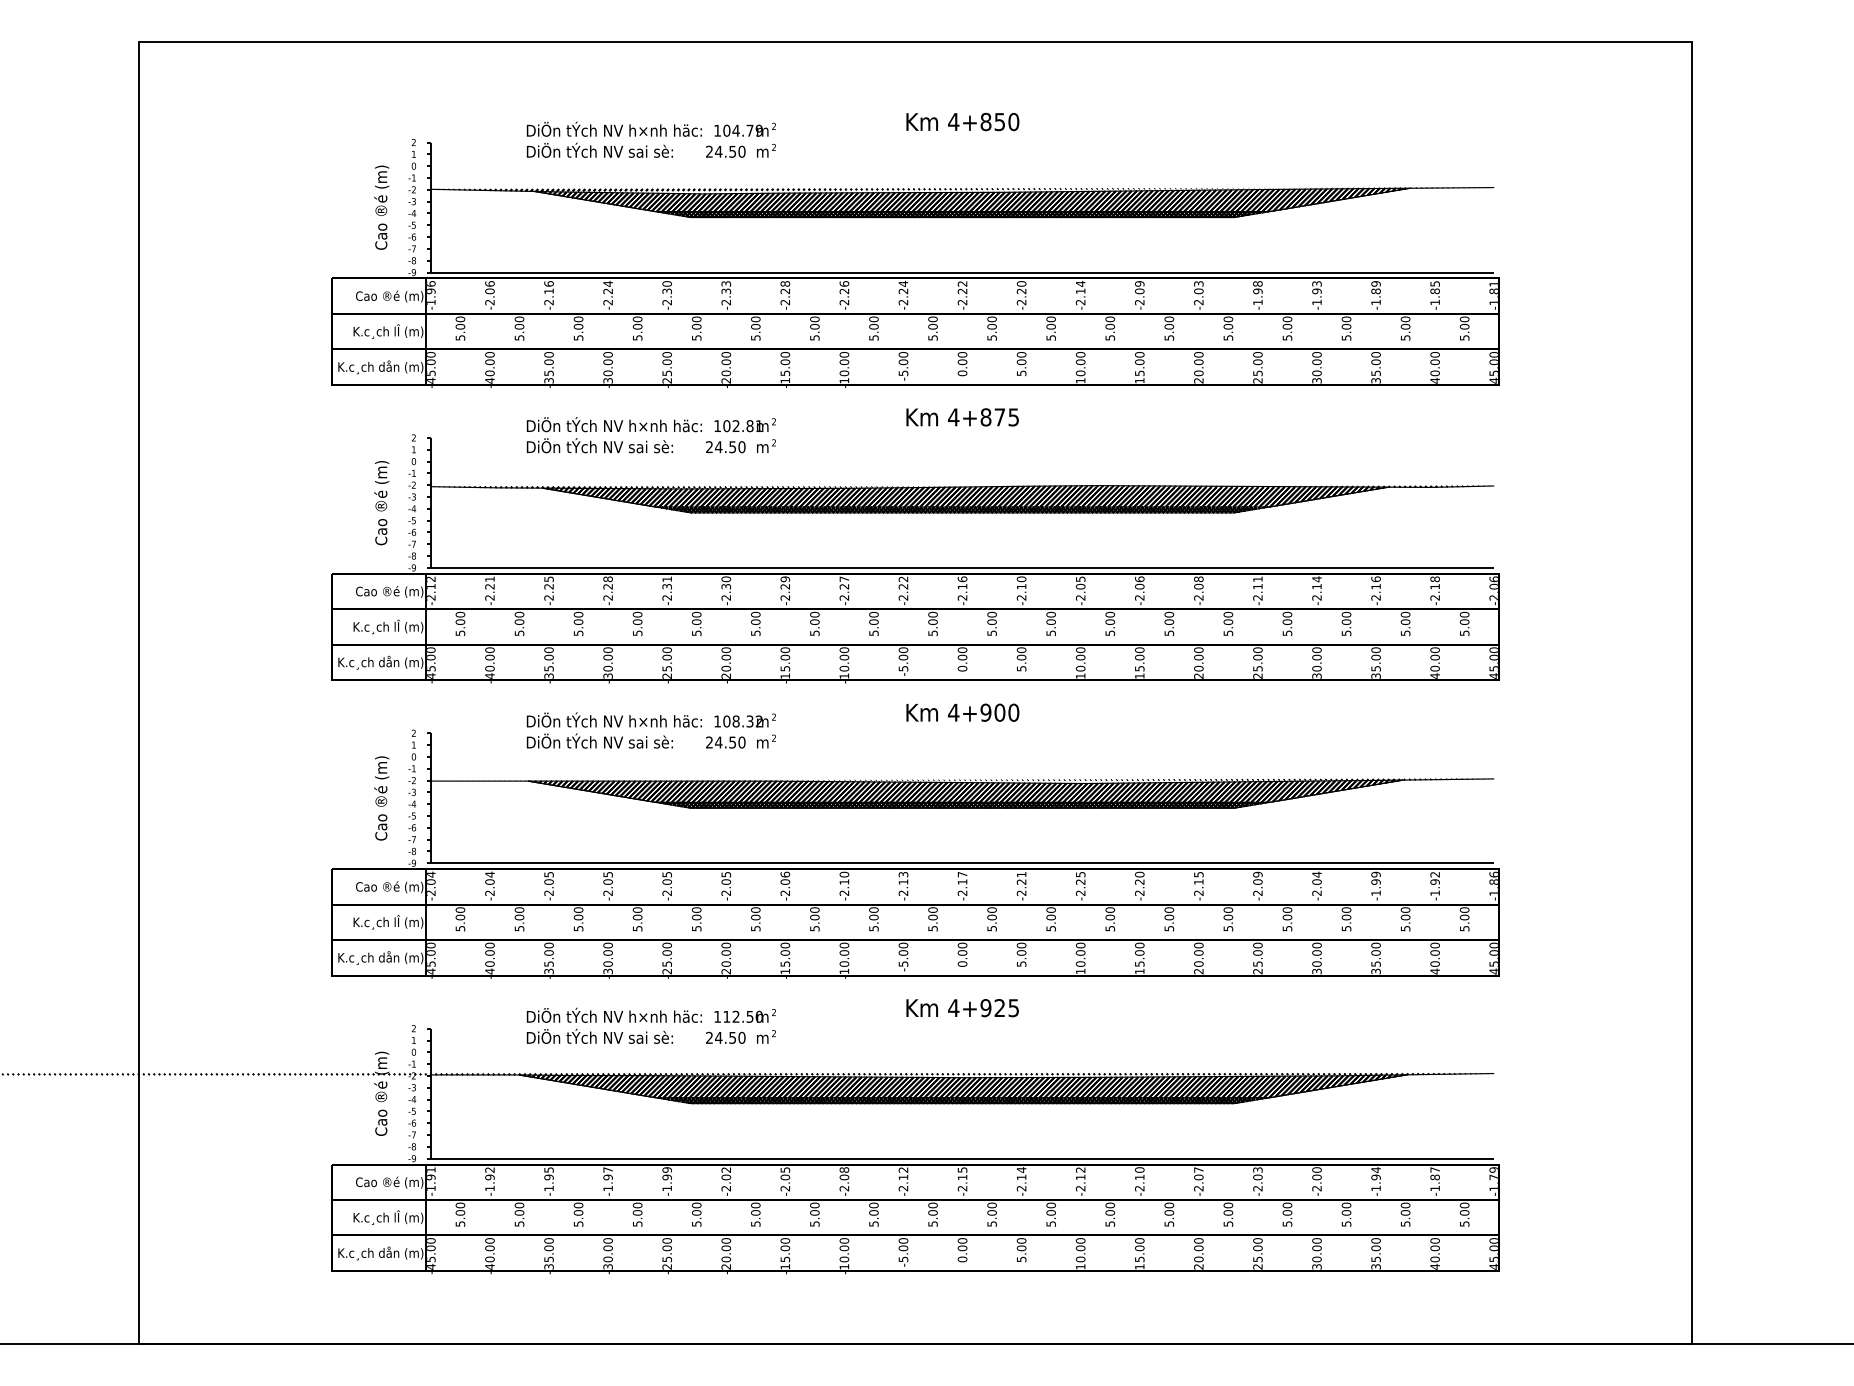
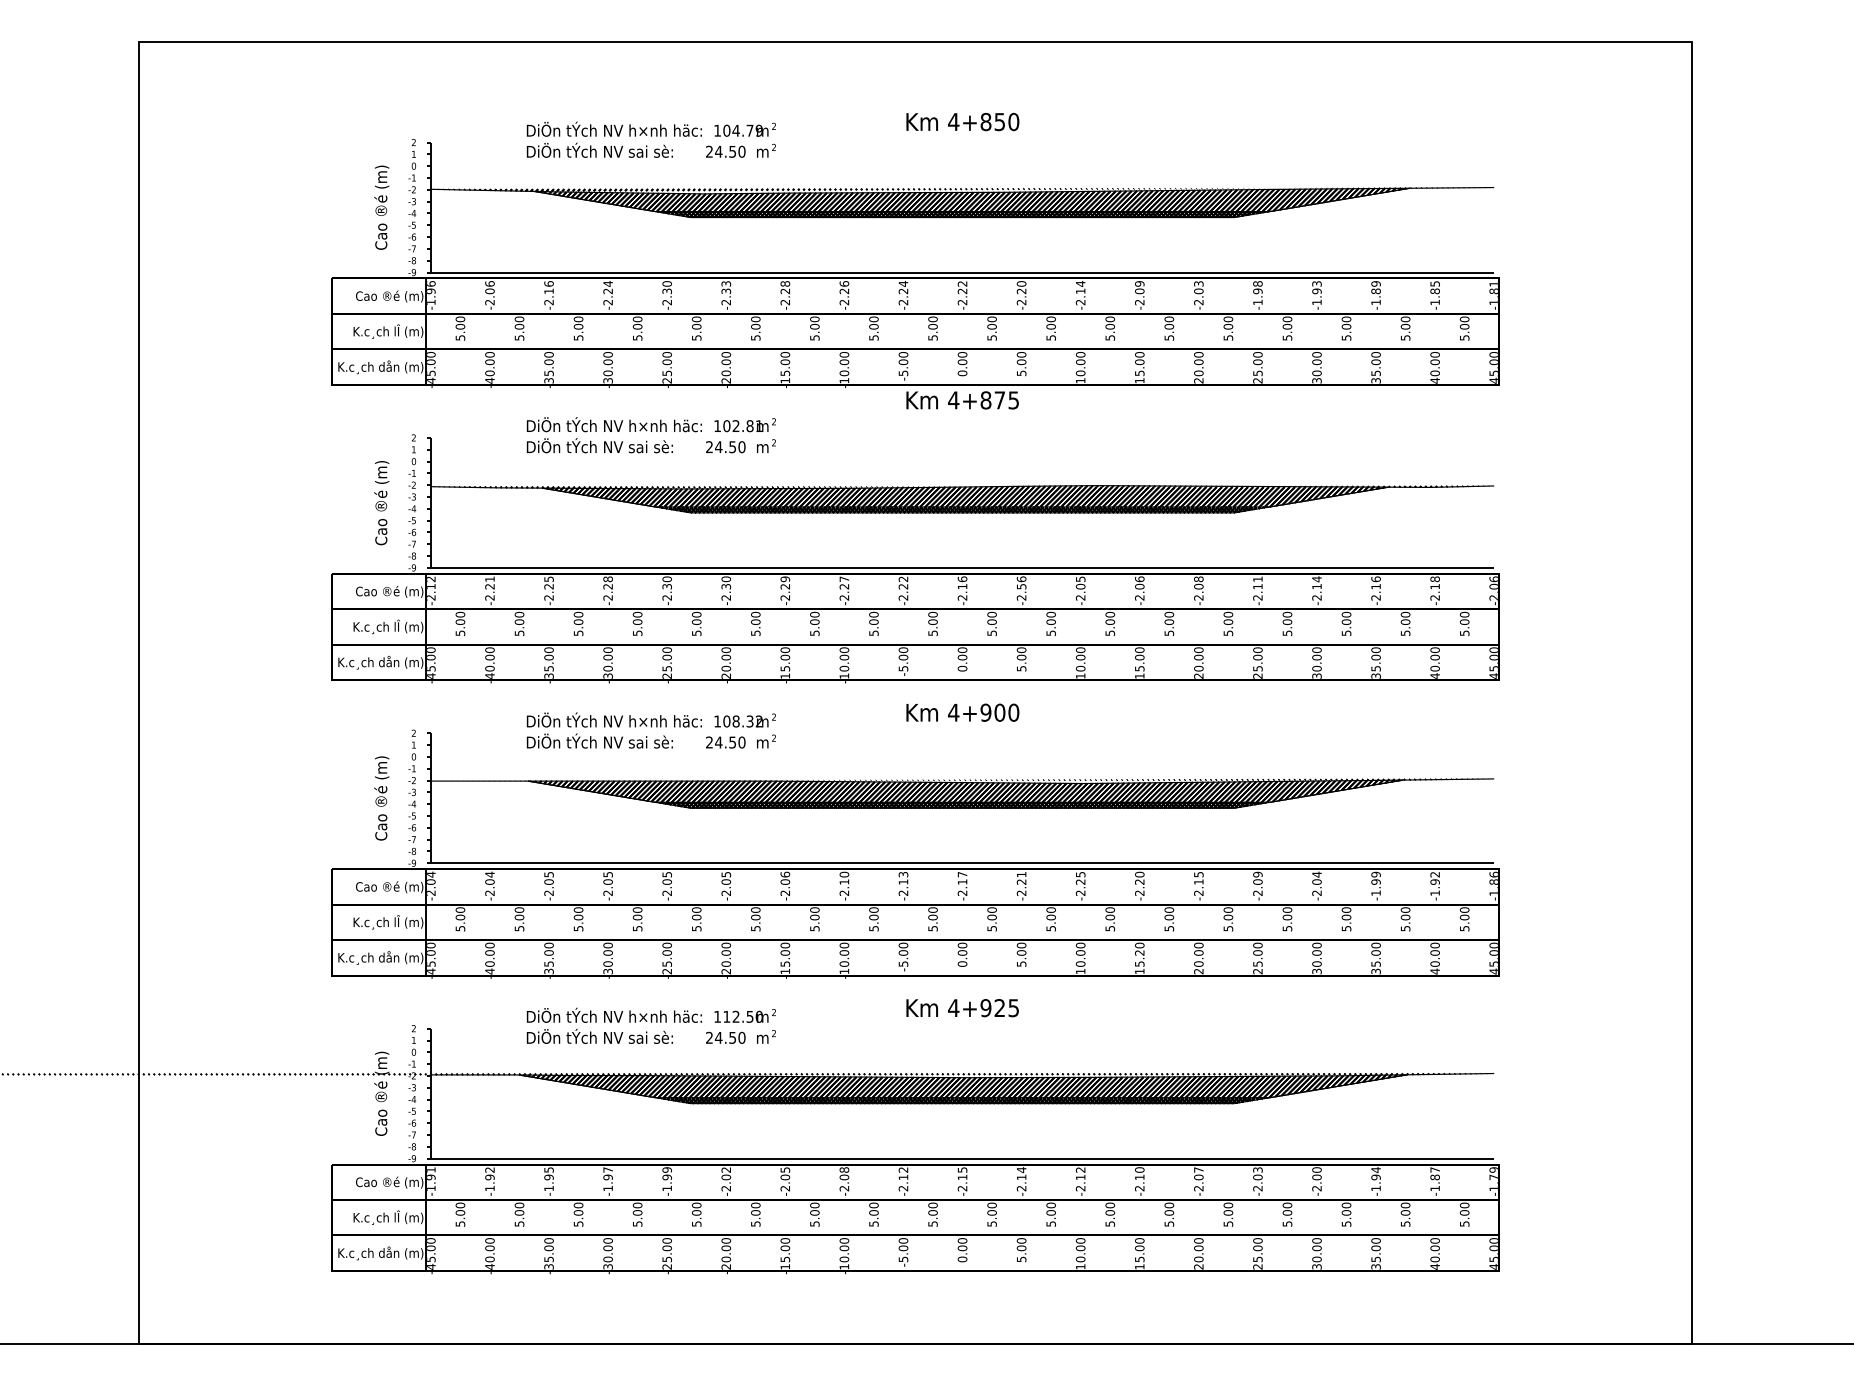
text position: (962, 417) -> (962, 400) (962, 400)
text: -2.31 -> -2.30 (666, 579)
text: -2.10 -> -2.56 (1021, 582)
text: 15.00 -> 15.20 (1139, 952)
